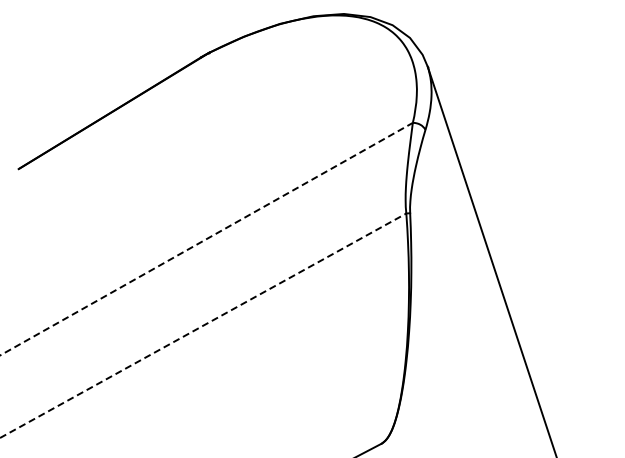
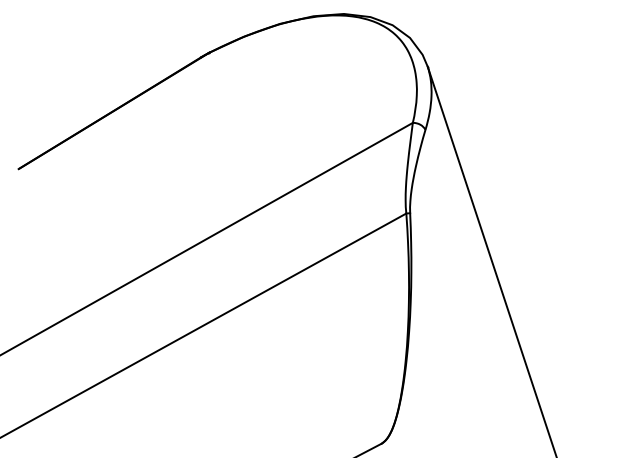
line: dashed -> solid (206, 239)
line: dashed -> solid (203, 325)
